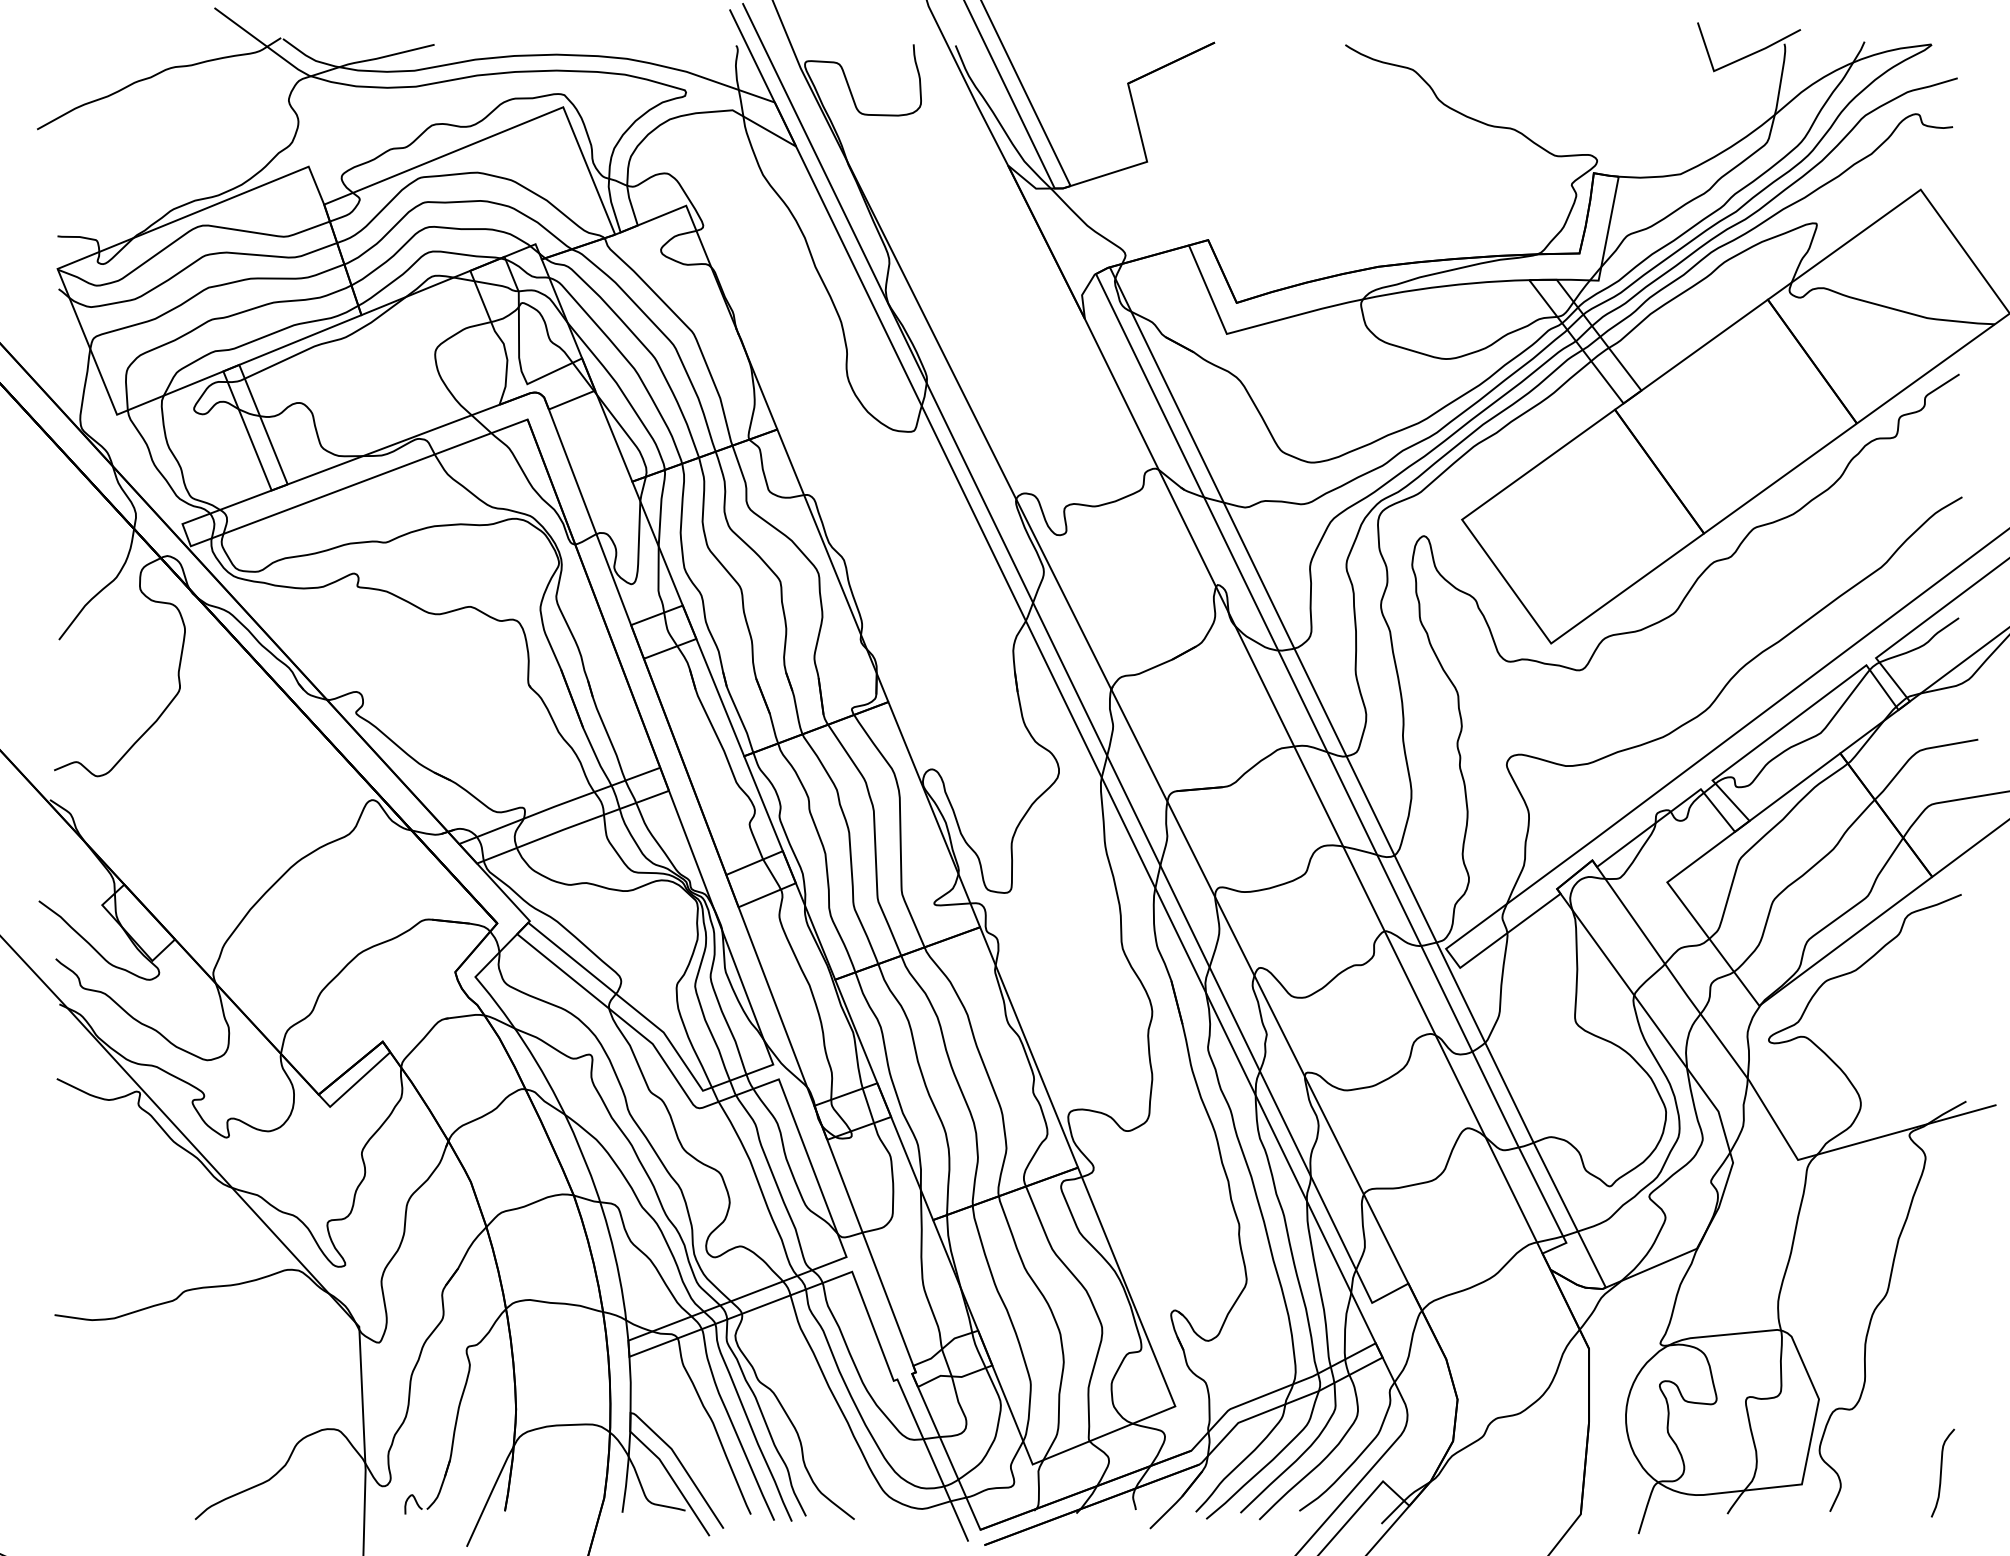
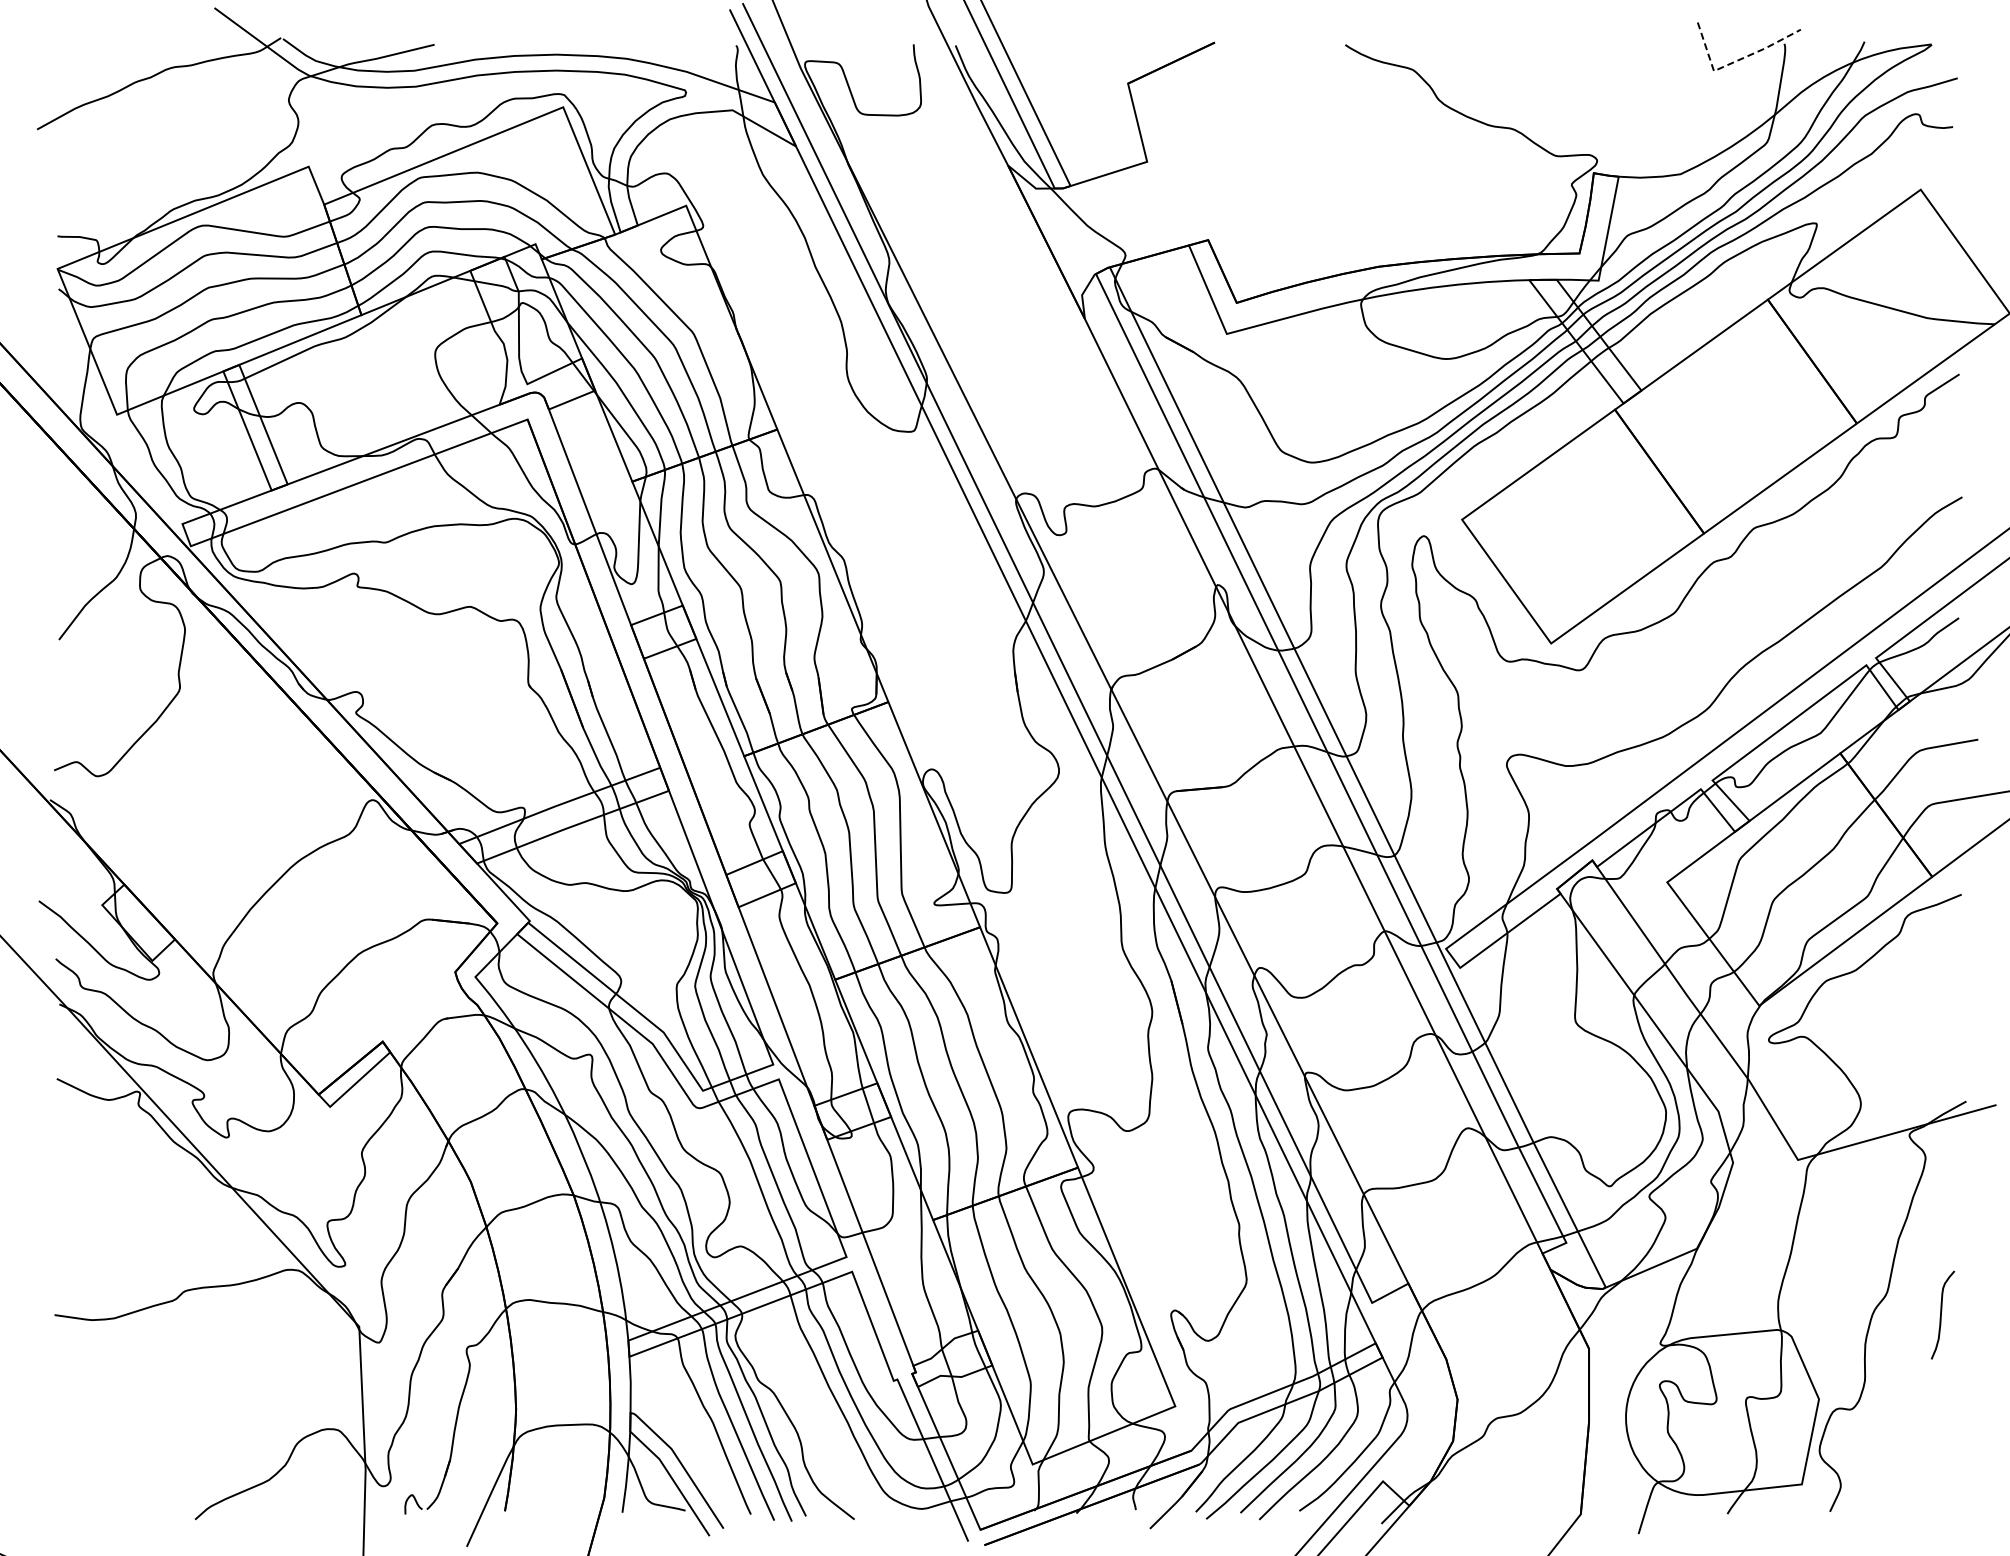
line: solid -> dashed (1734, 61)
curve position: (1941, 1472) -> (1941, 1314) (1941, 1314)
